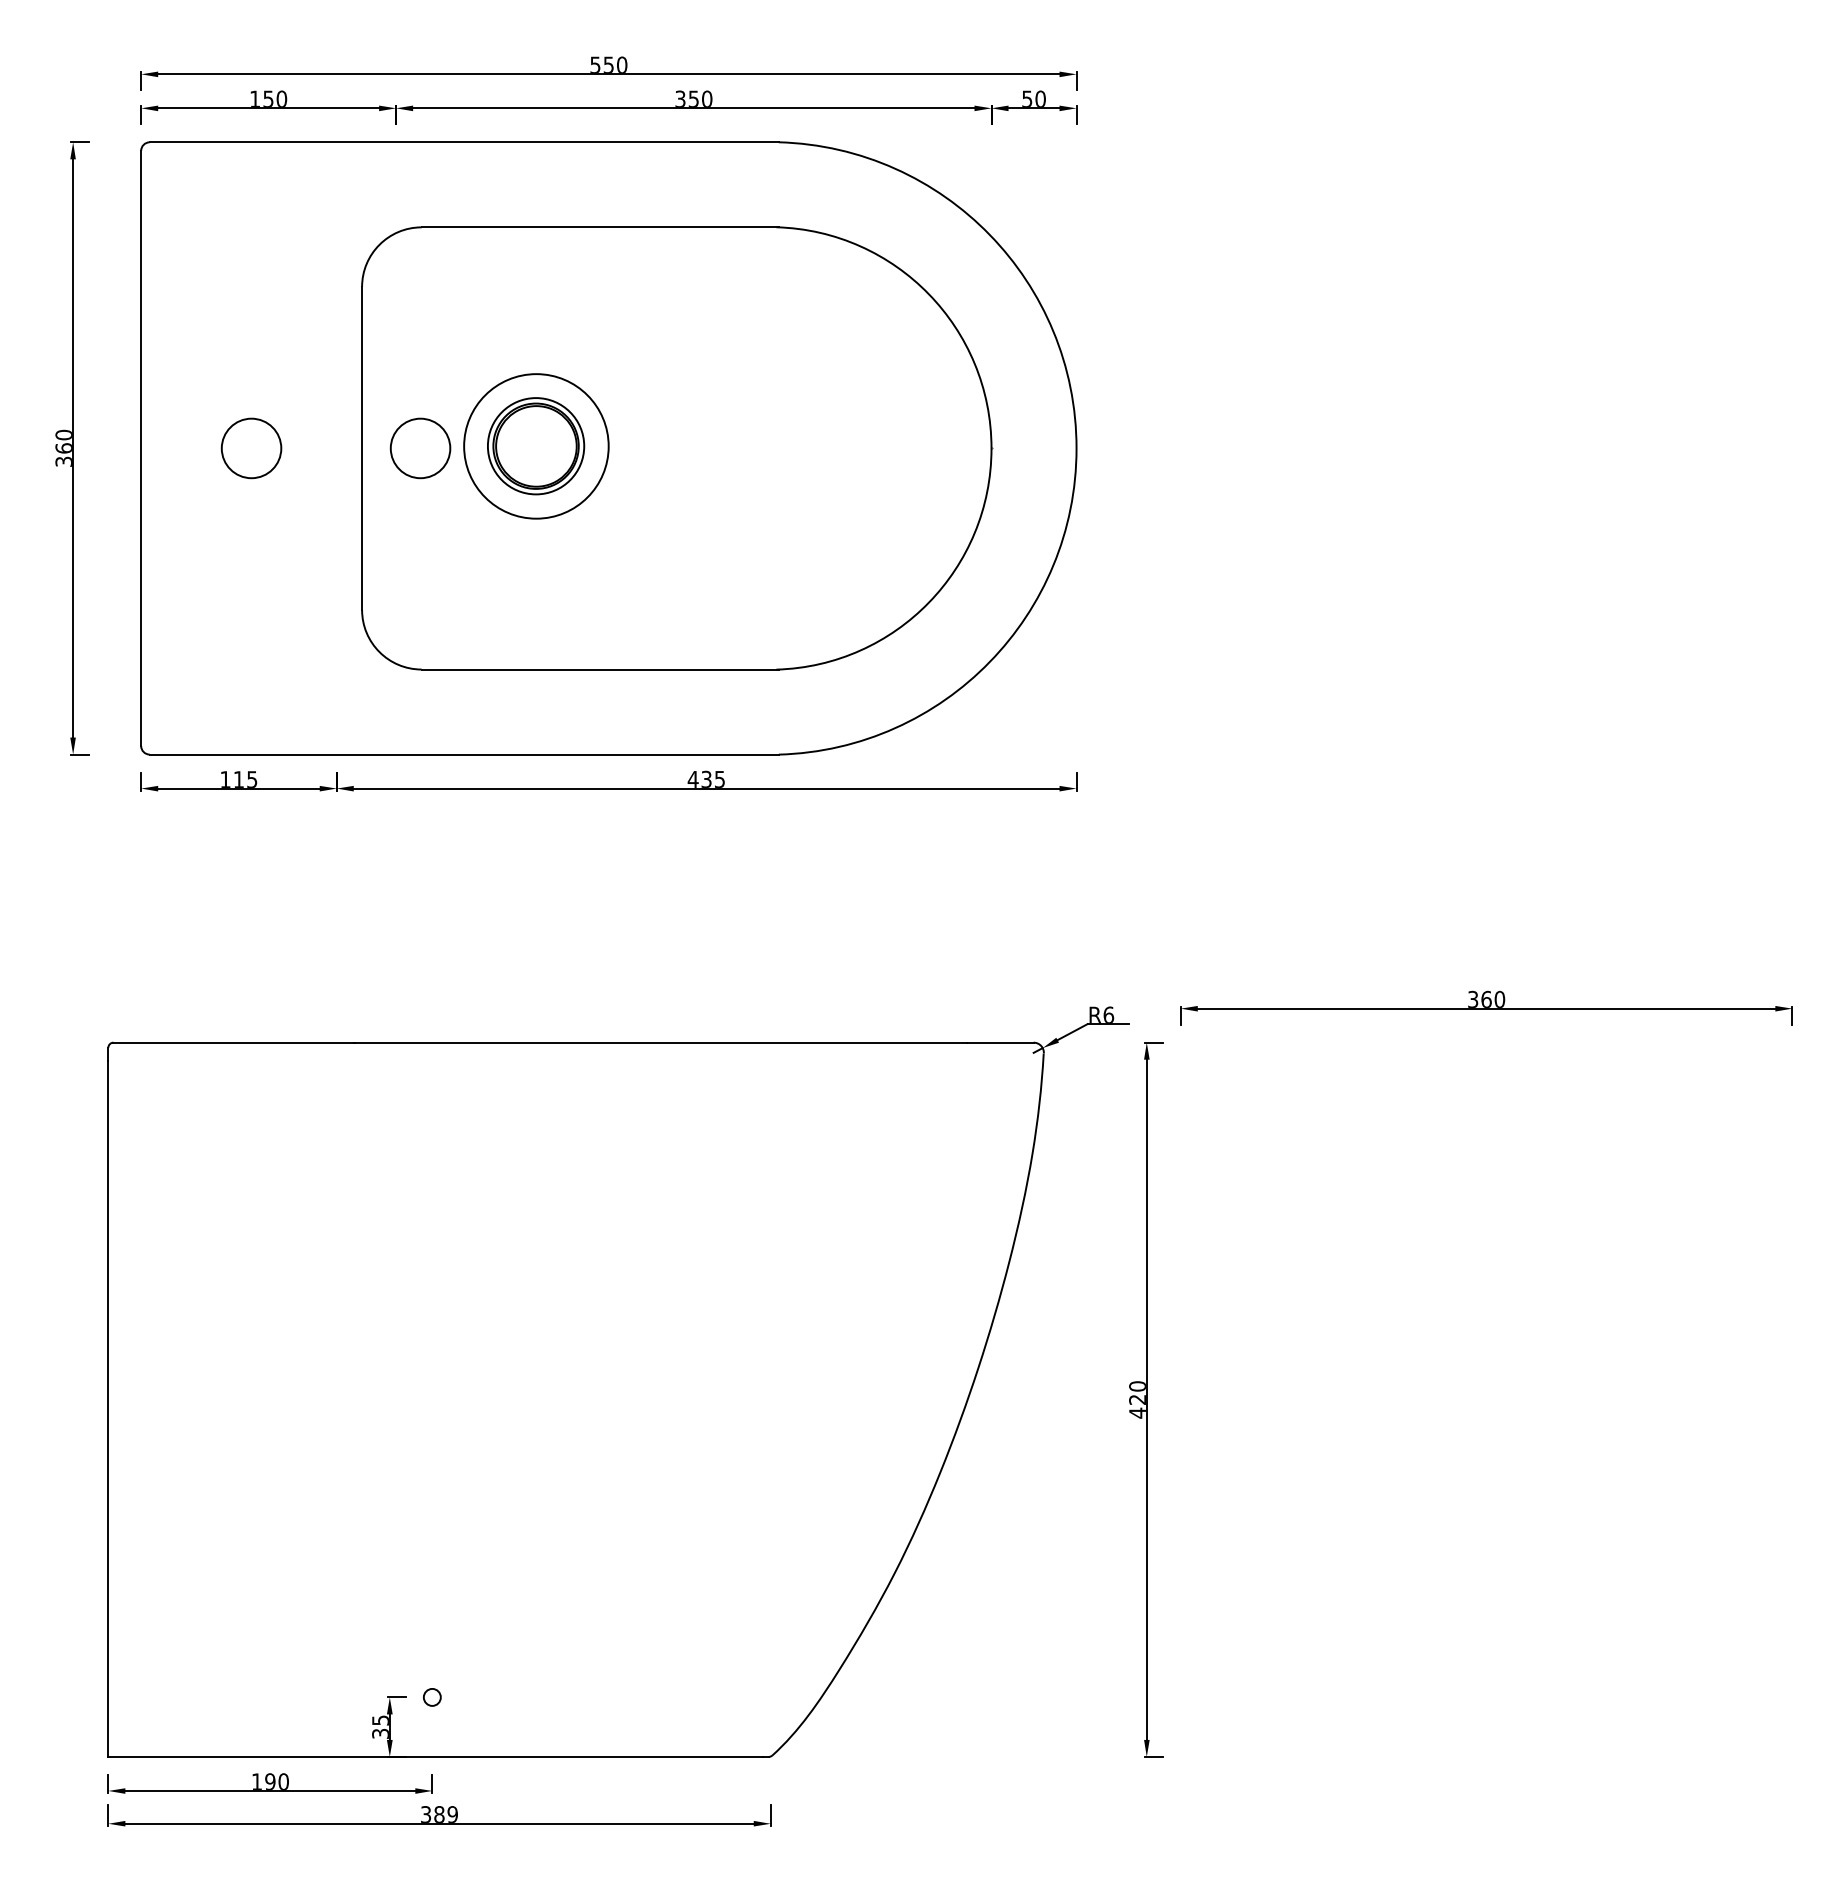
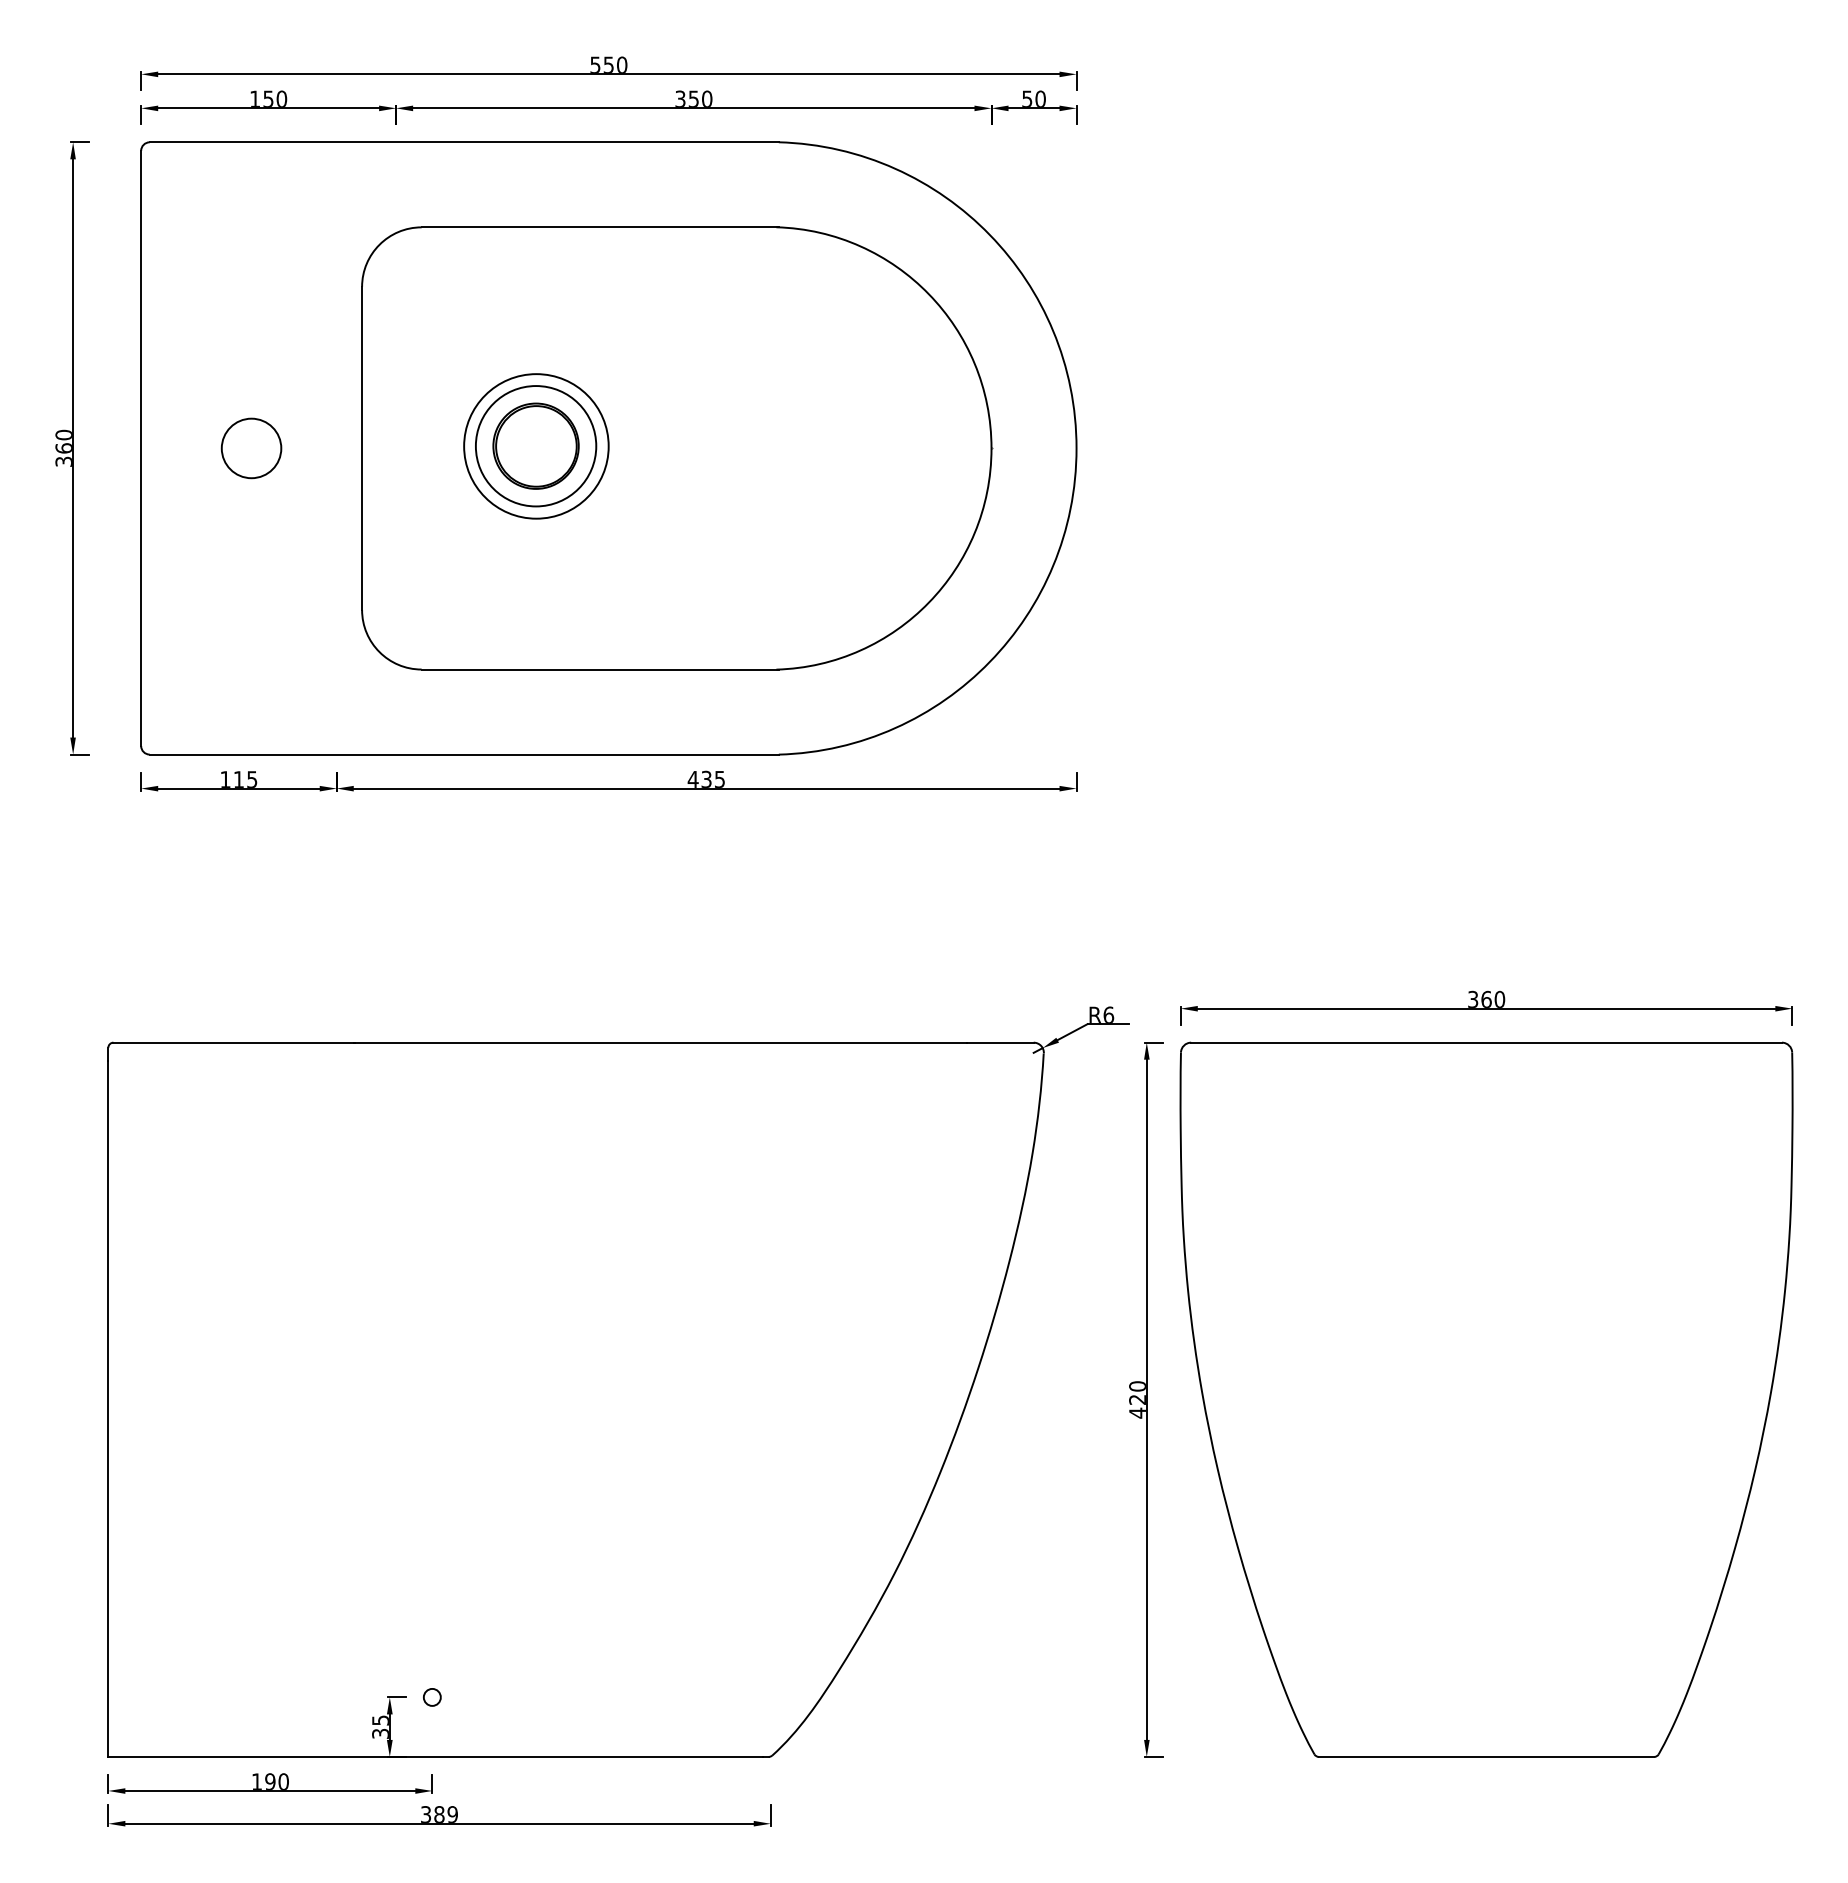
circle diameter: 96 px -> 120 px (535, 446)
circle: present -> none (420, 448)
part: none -> present (1486, 1399)
